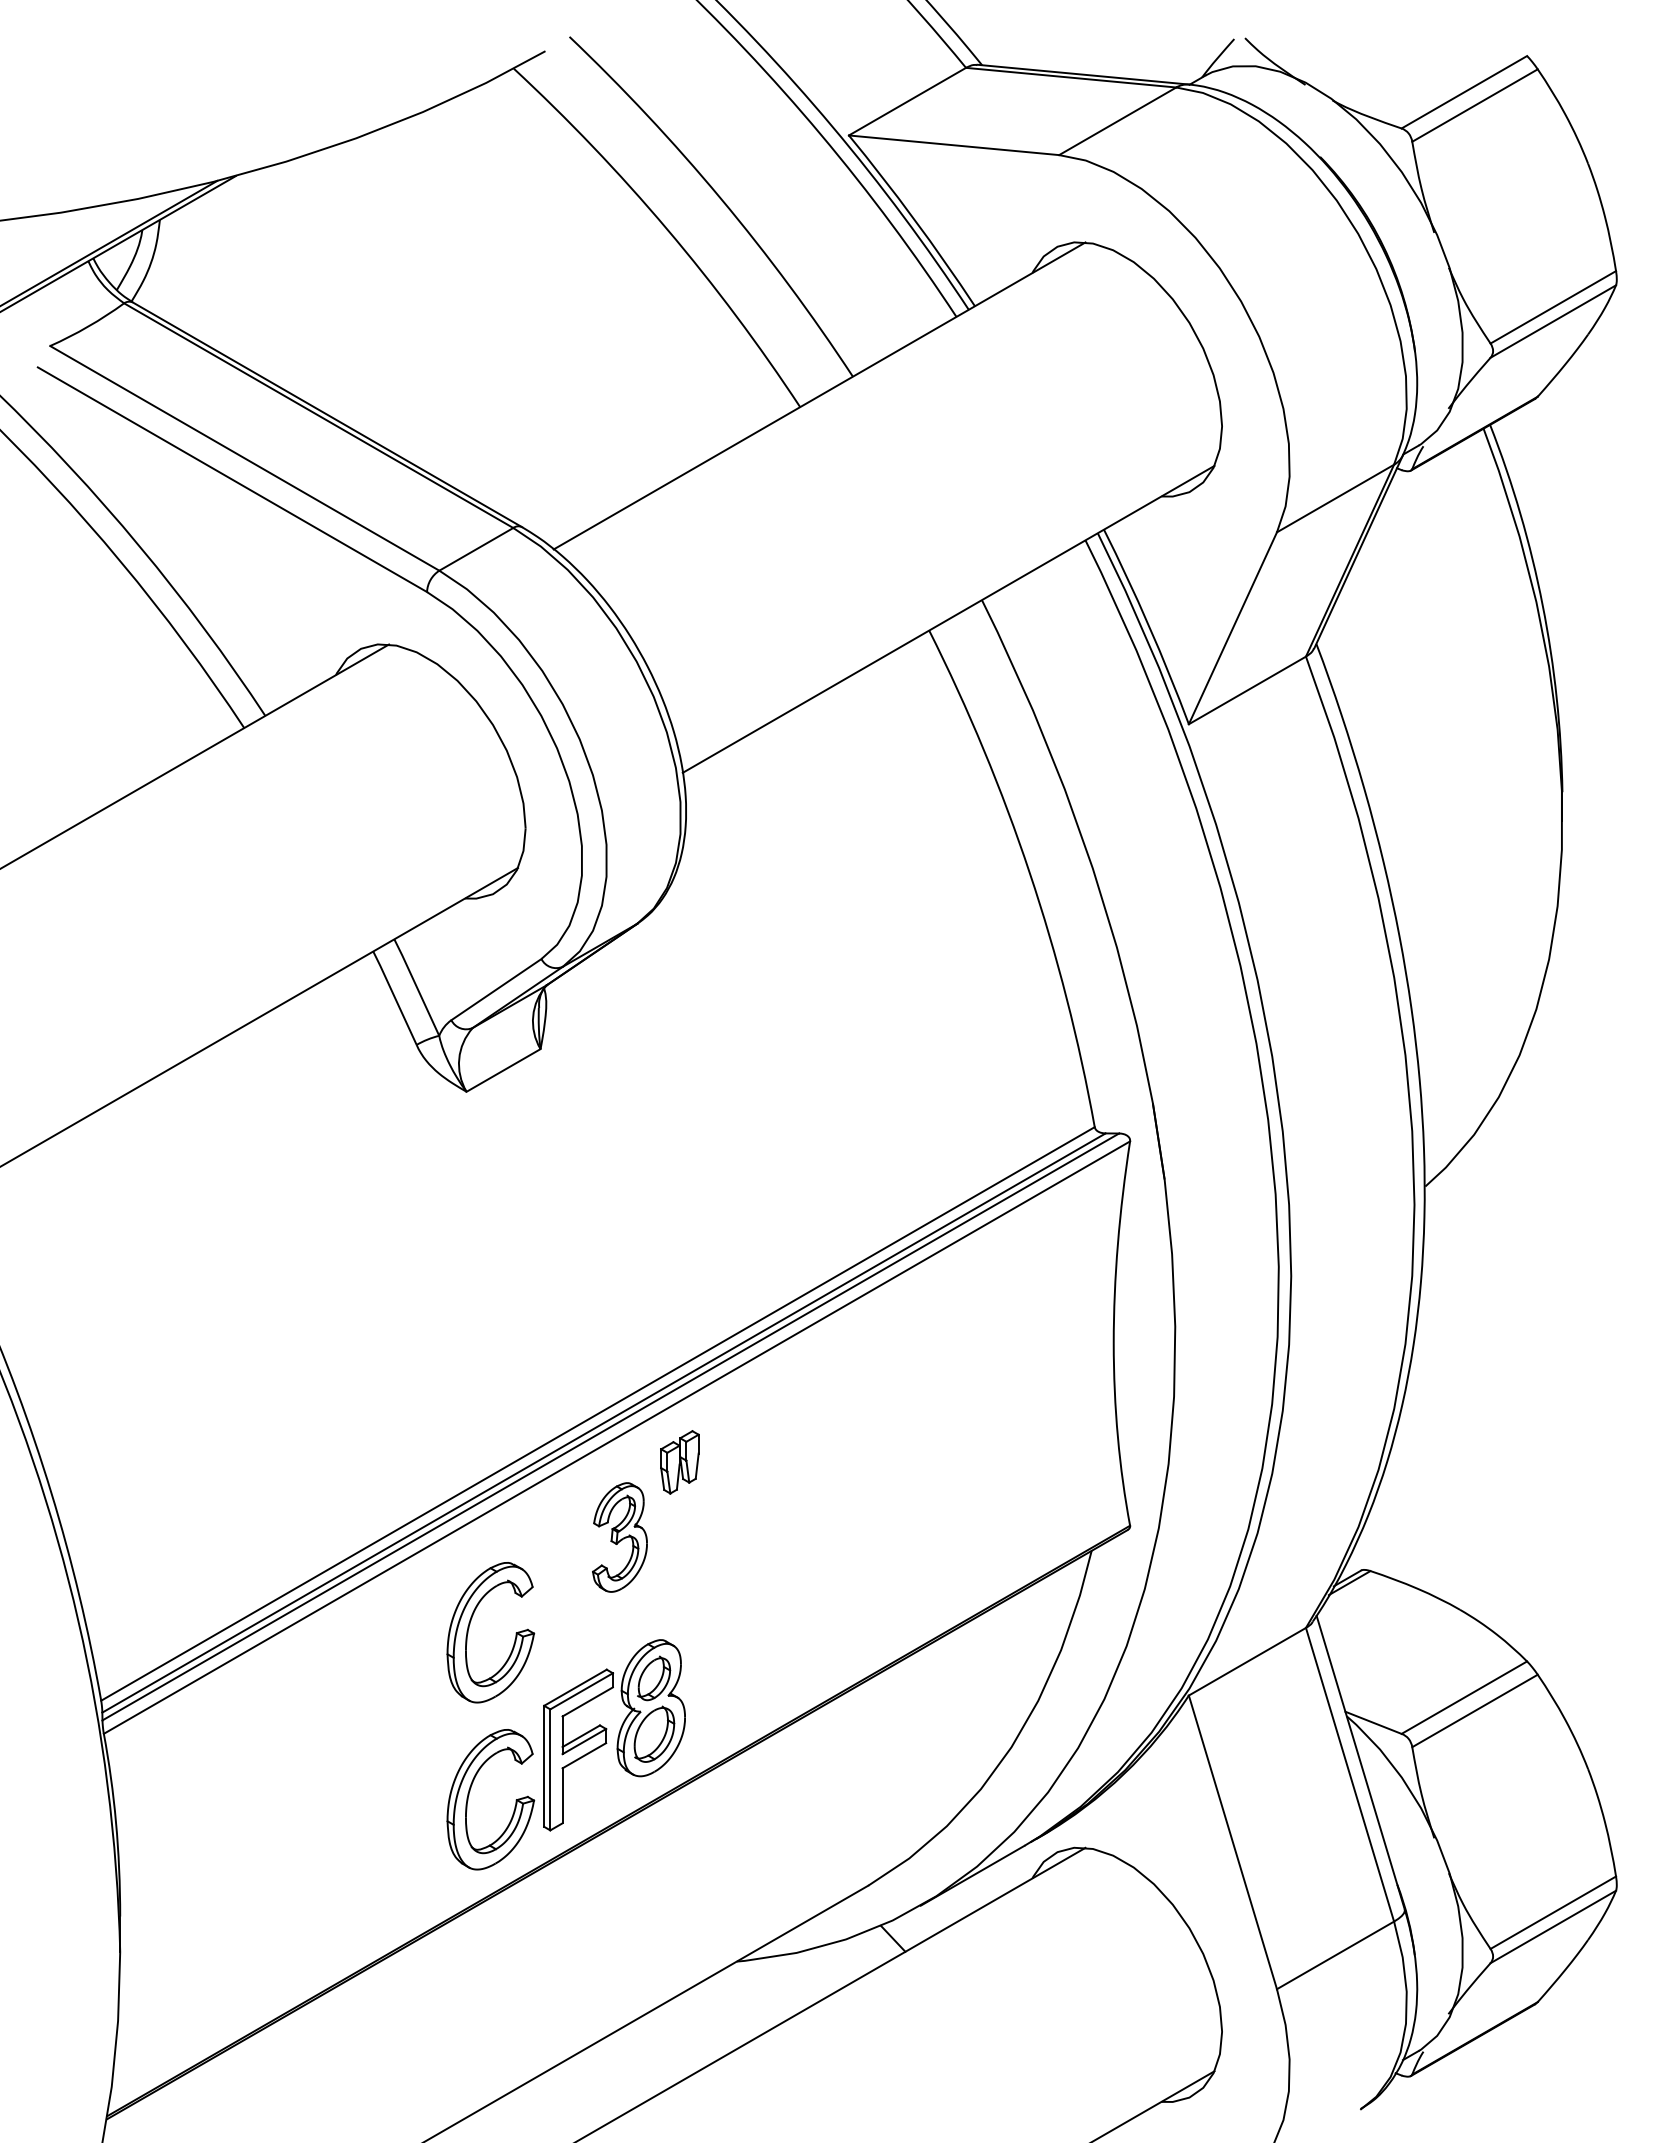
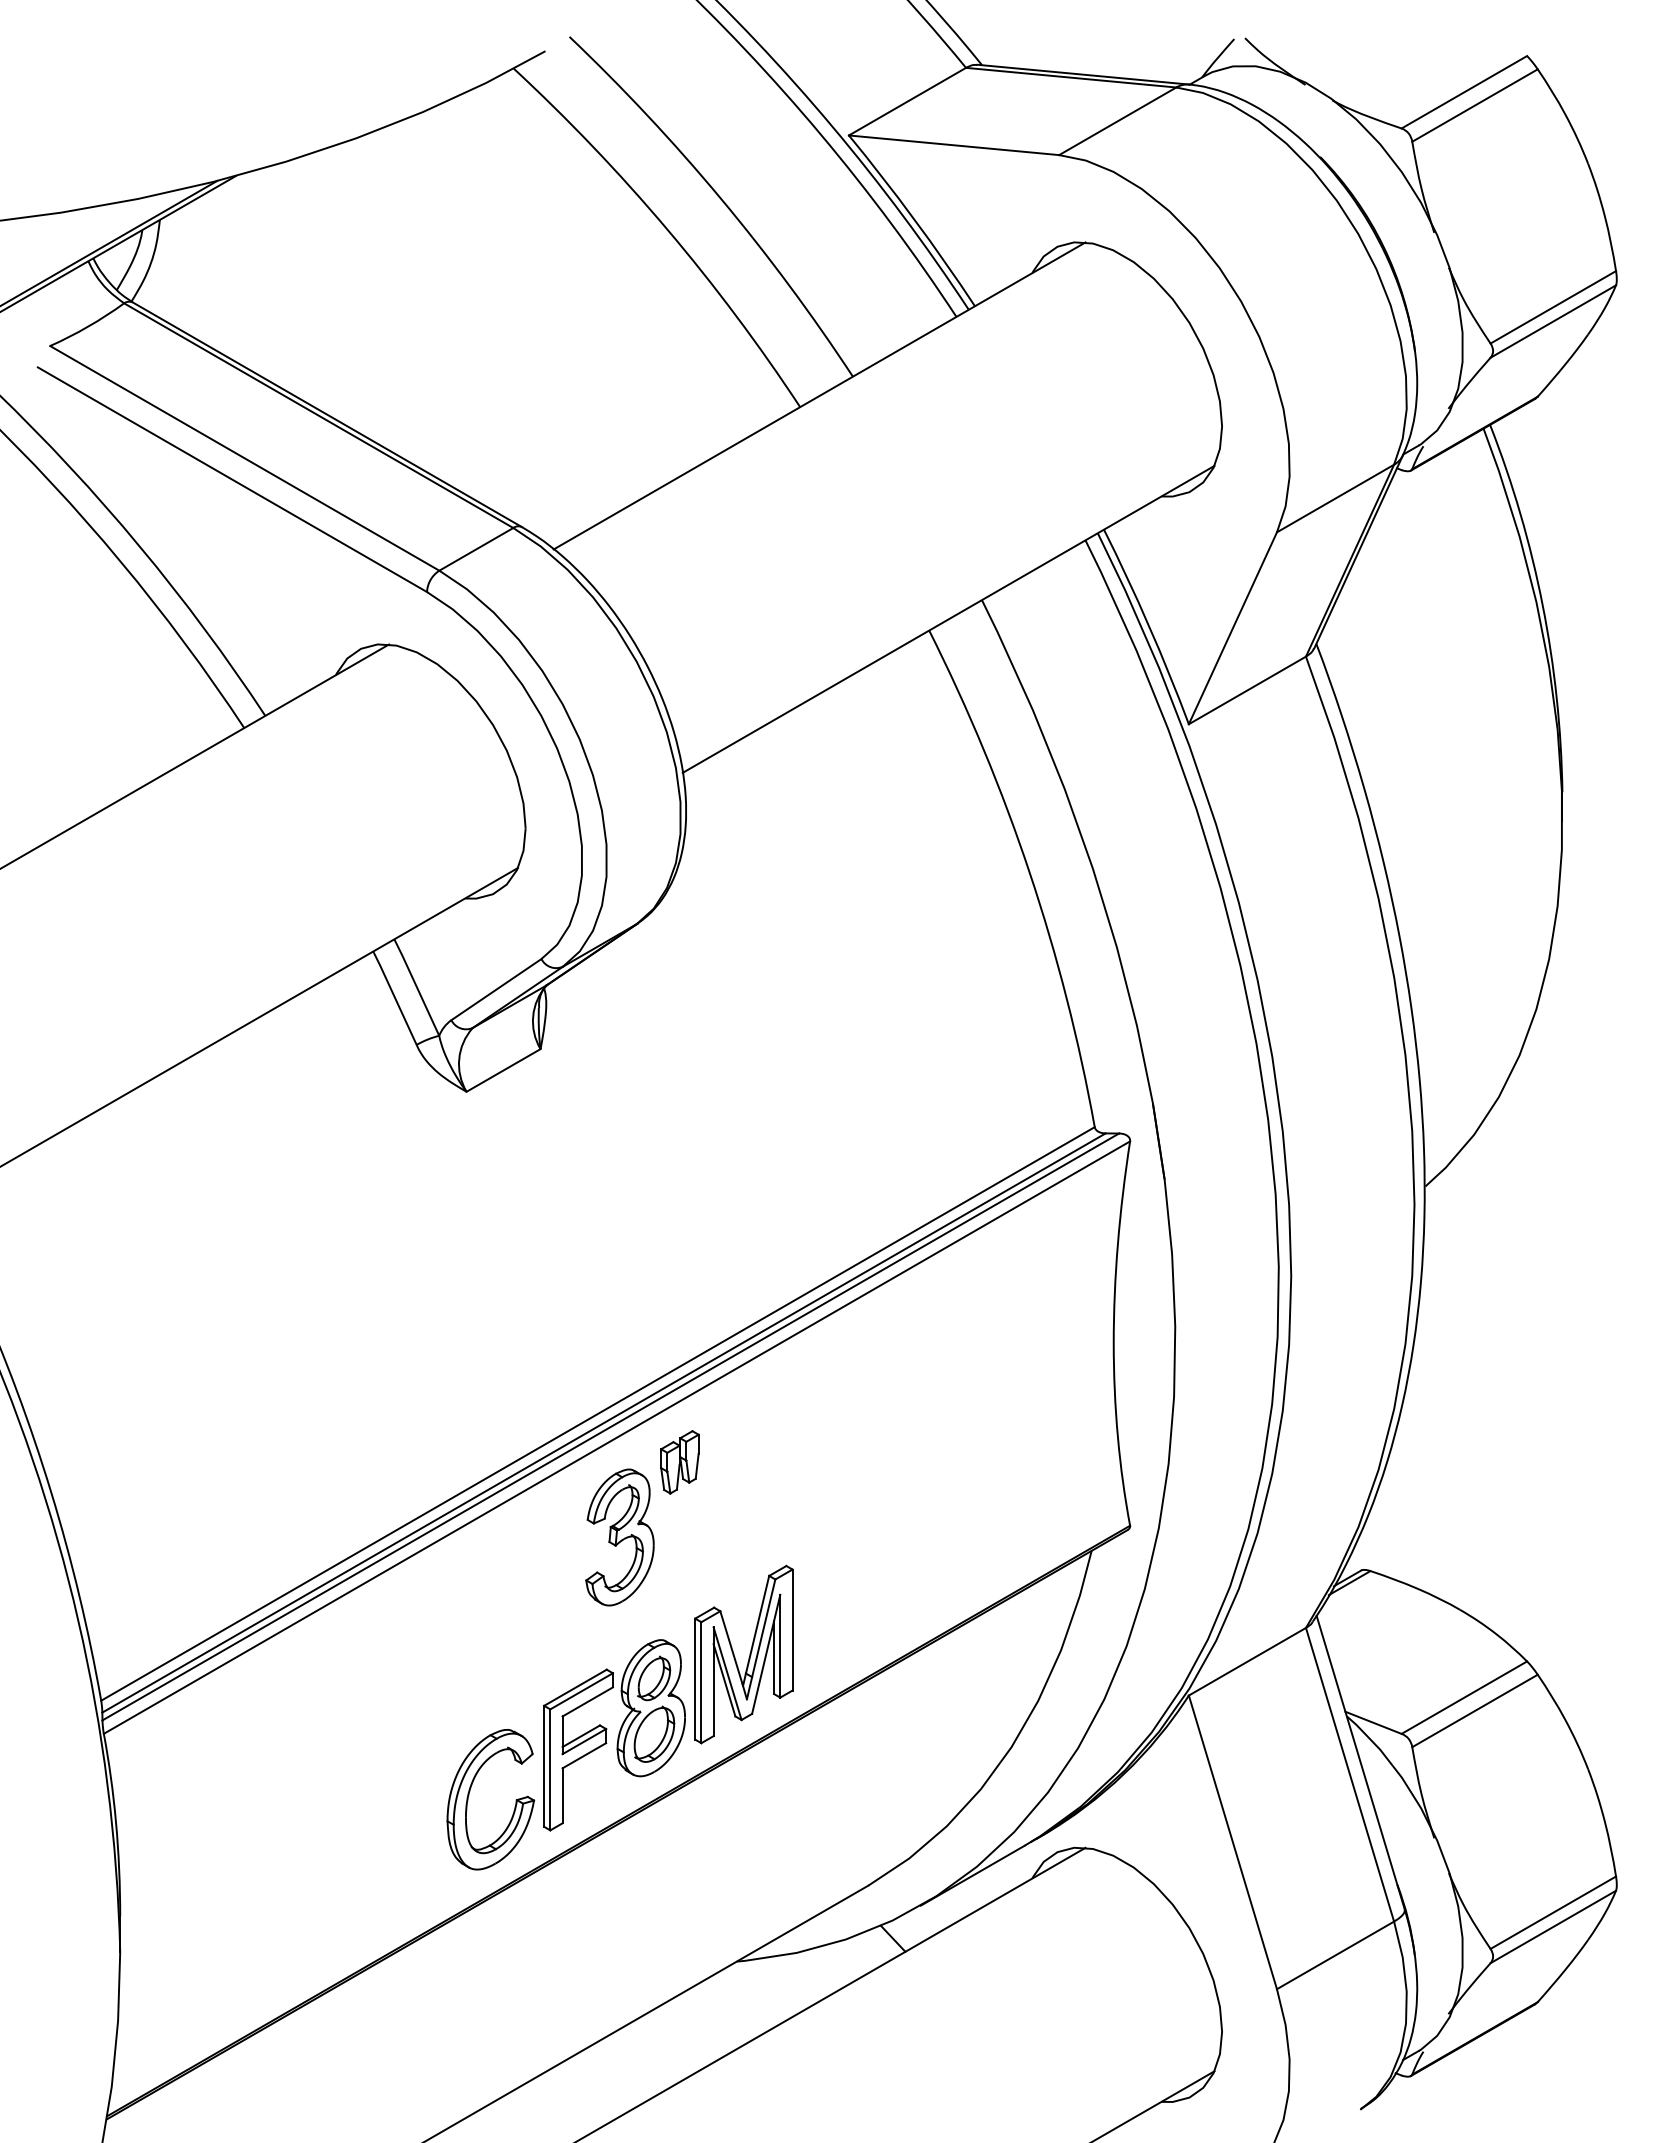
part size: 56x111 px -> 70x139 px (619, 1537)
part: present -> none (469, 1628)
part: none -> present (743, 1654)
